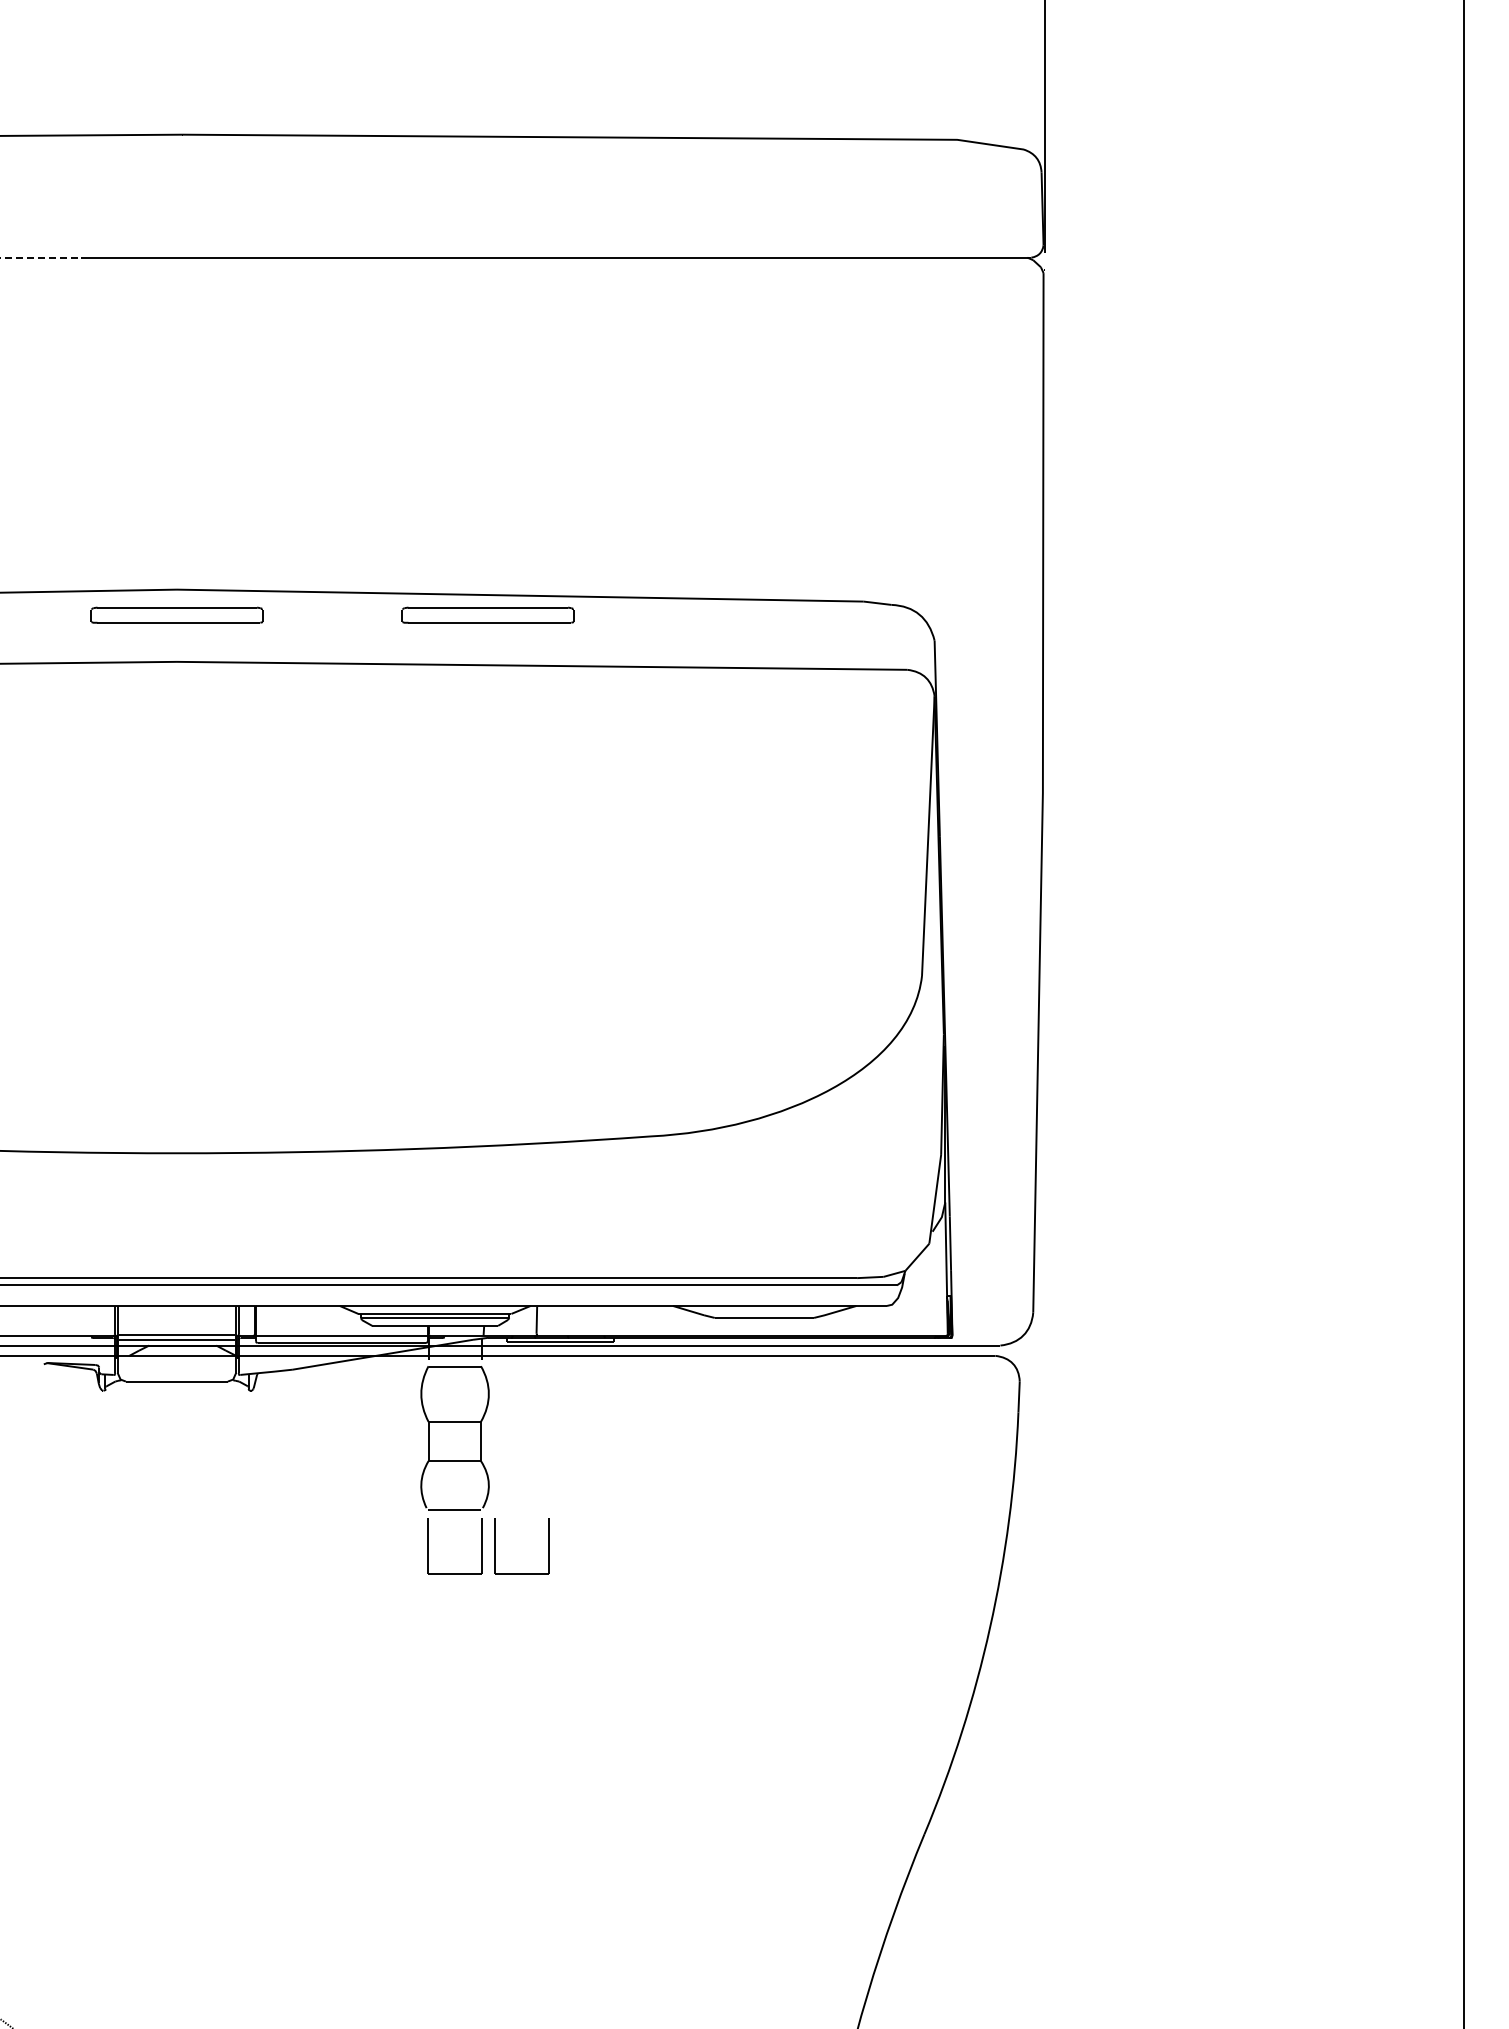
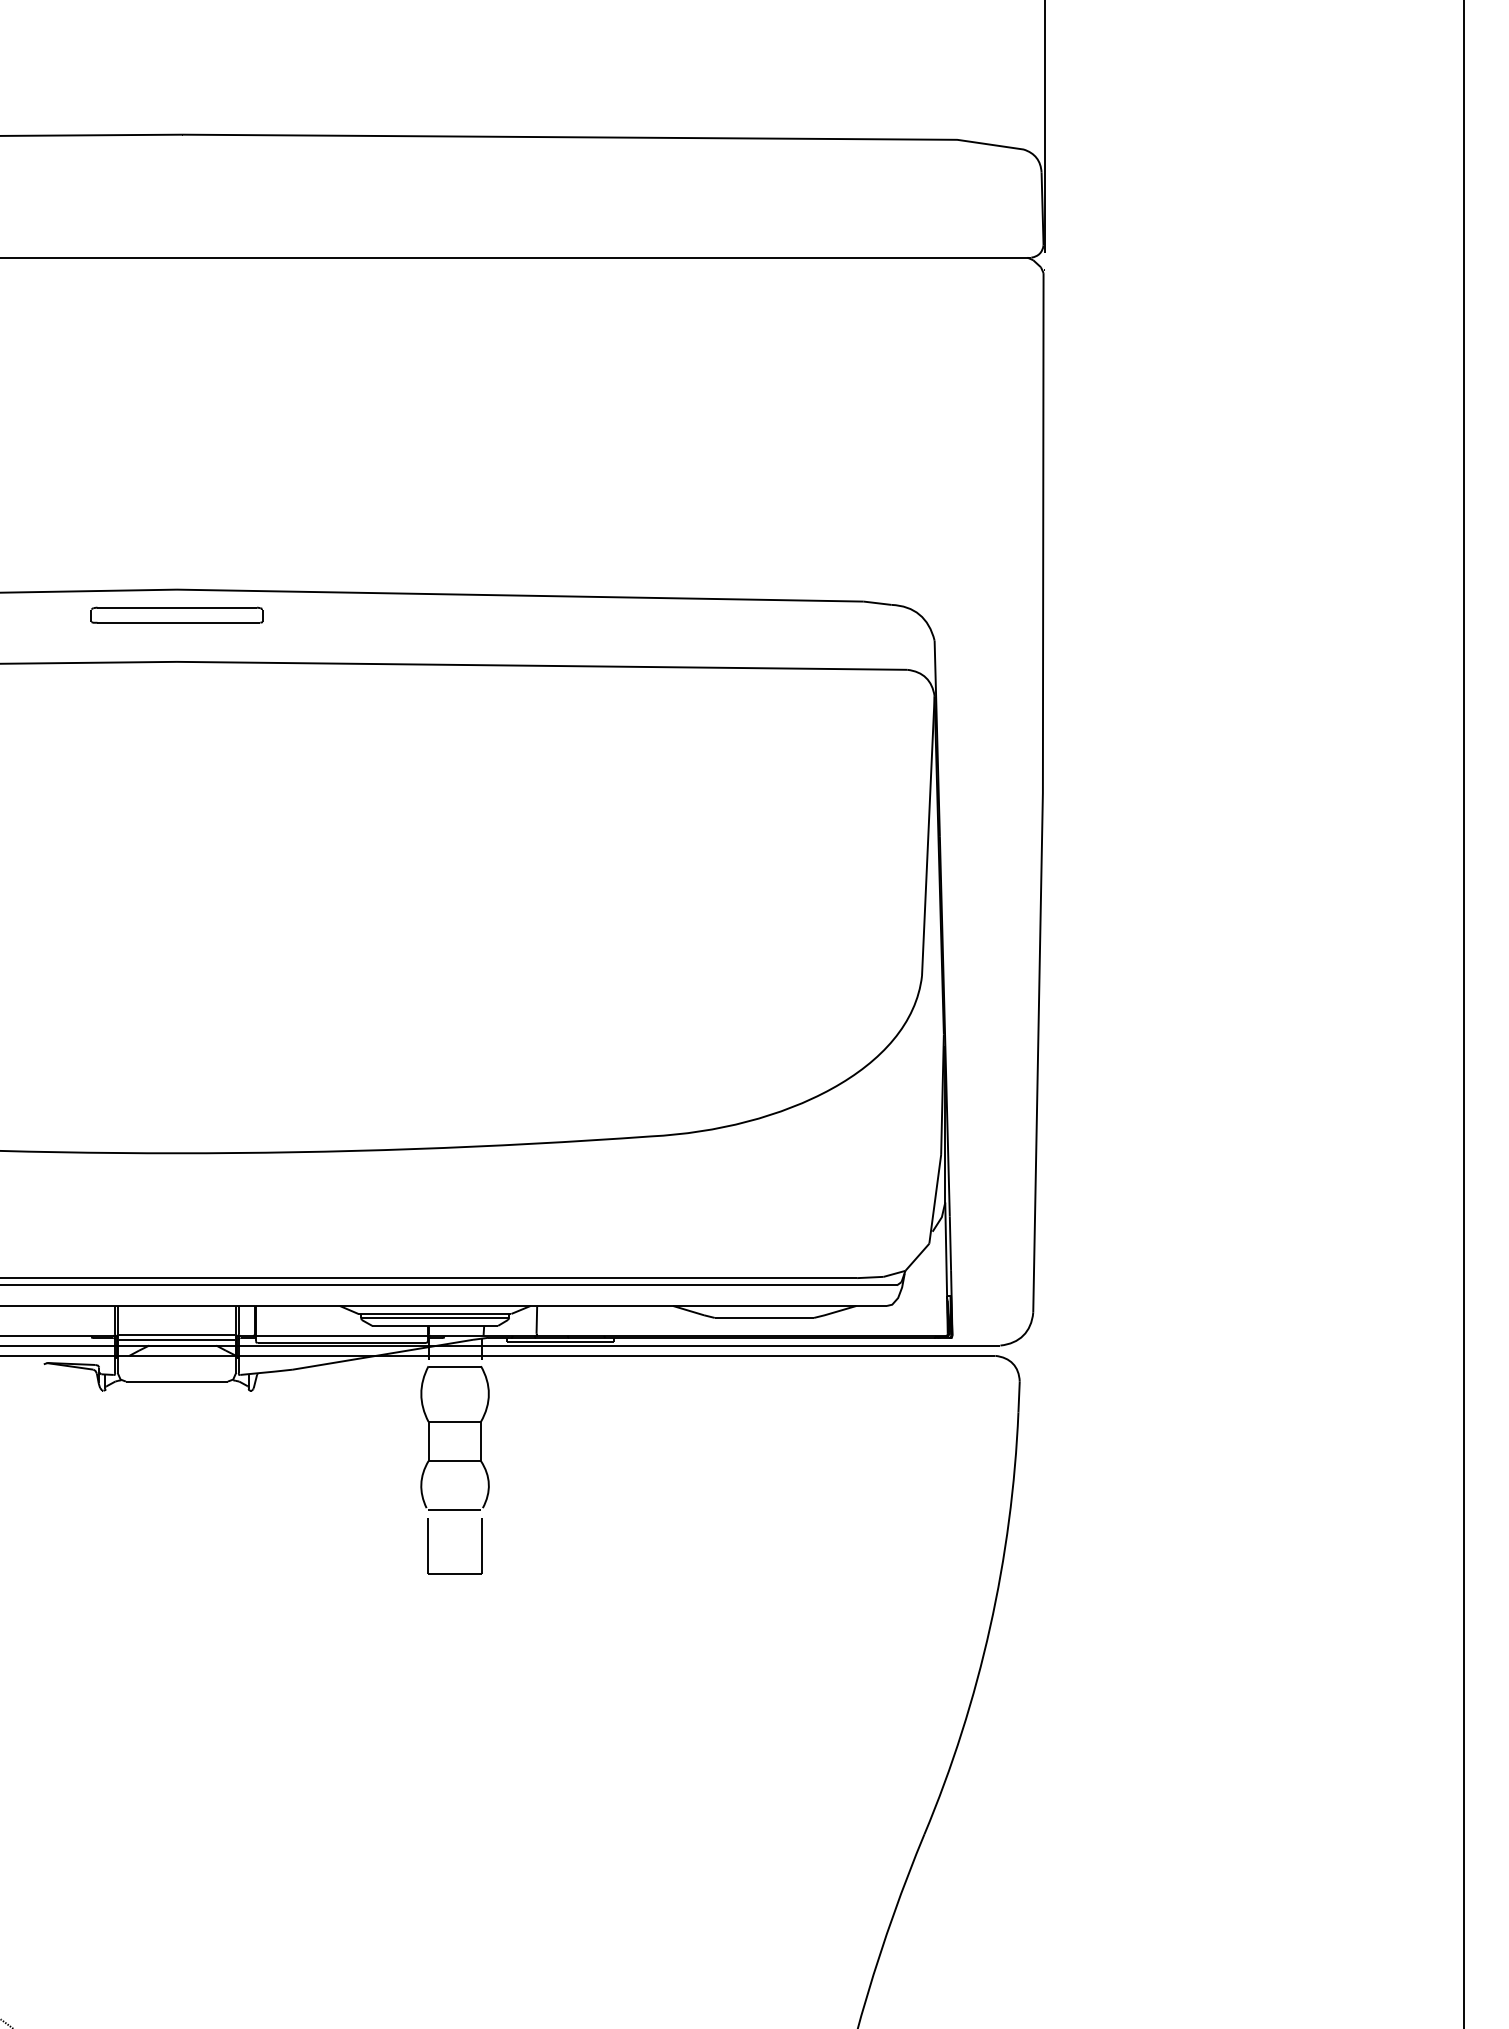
line: dashed -> solid (40, 257)
part: present -> none (487, 614)
part: present -> none (495, 1546)
